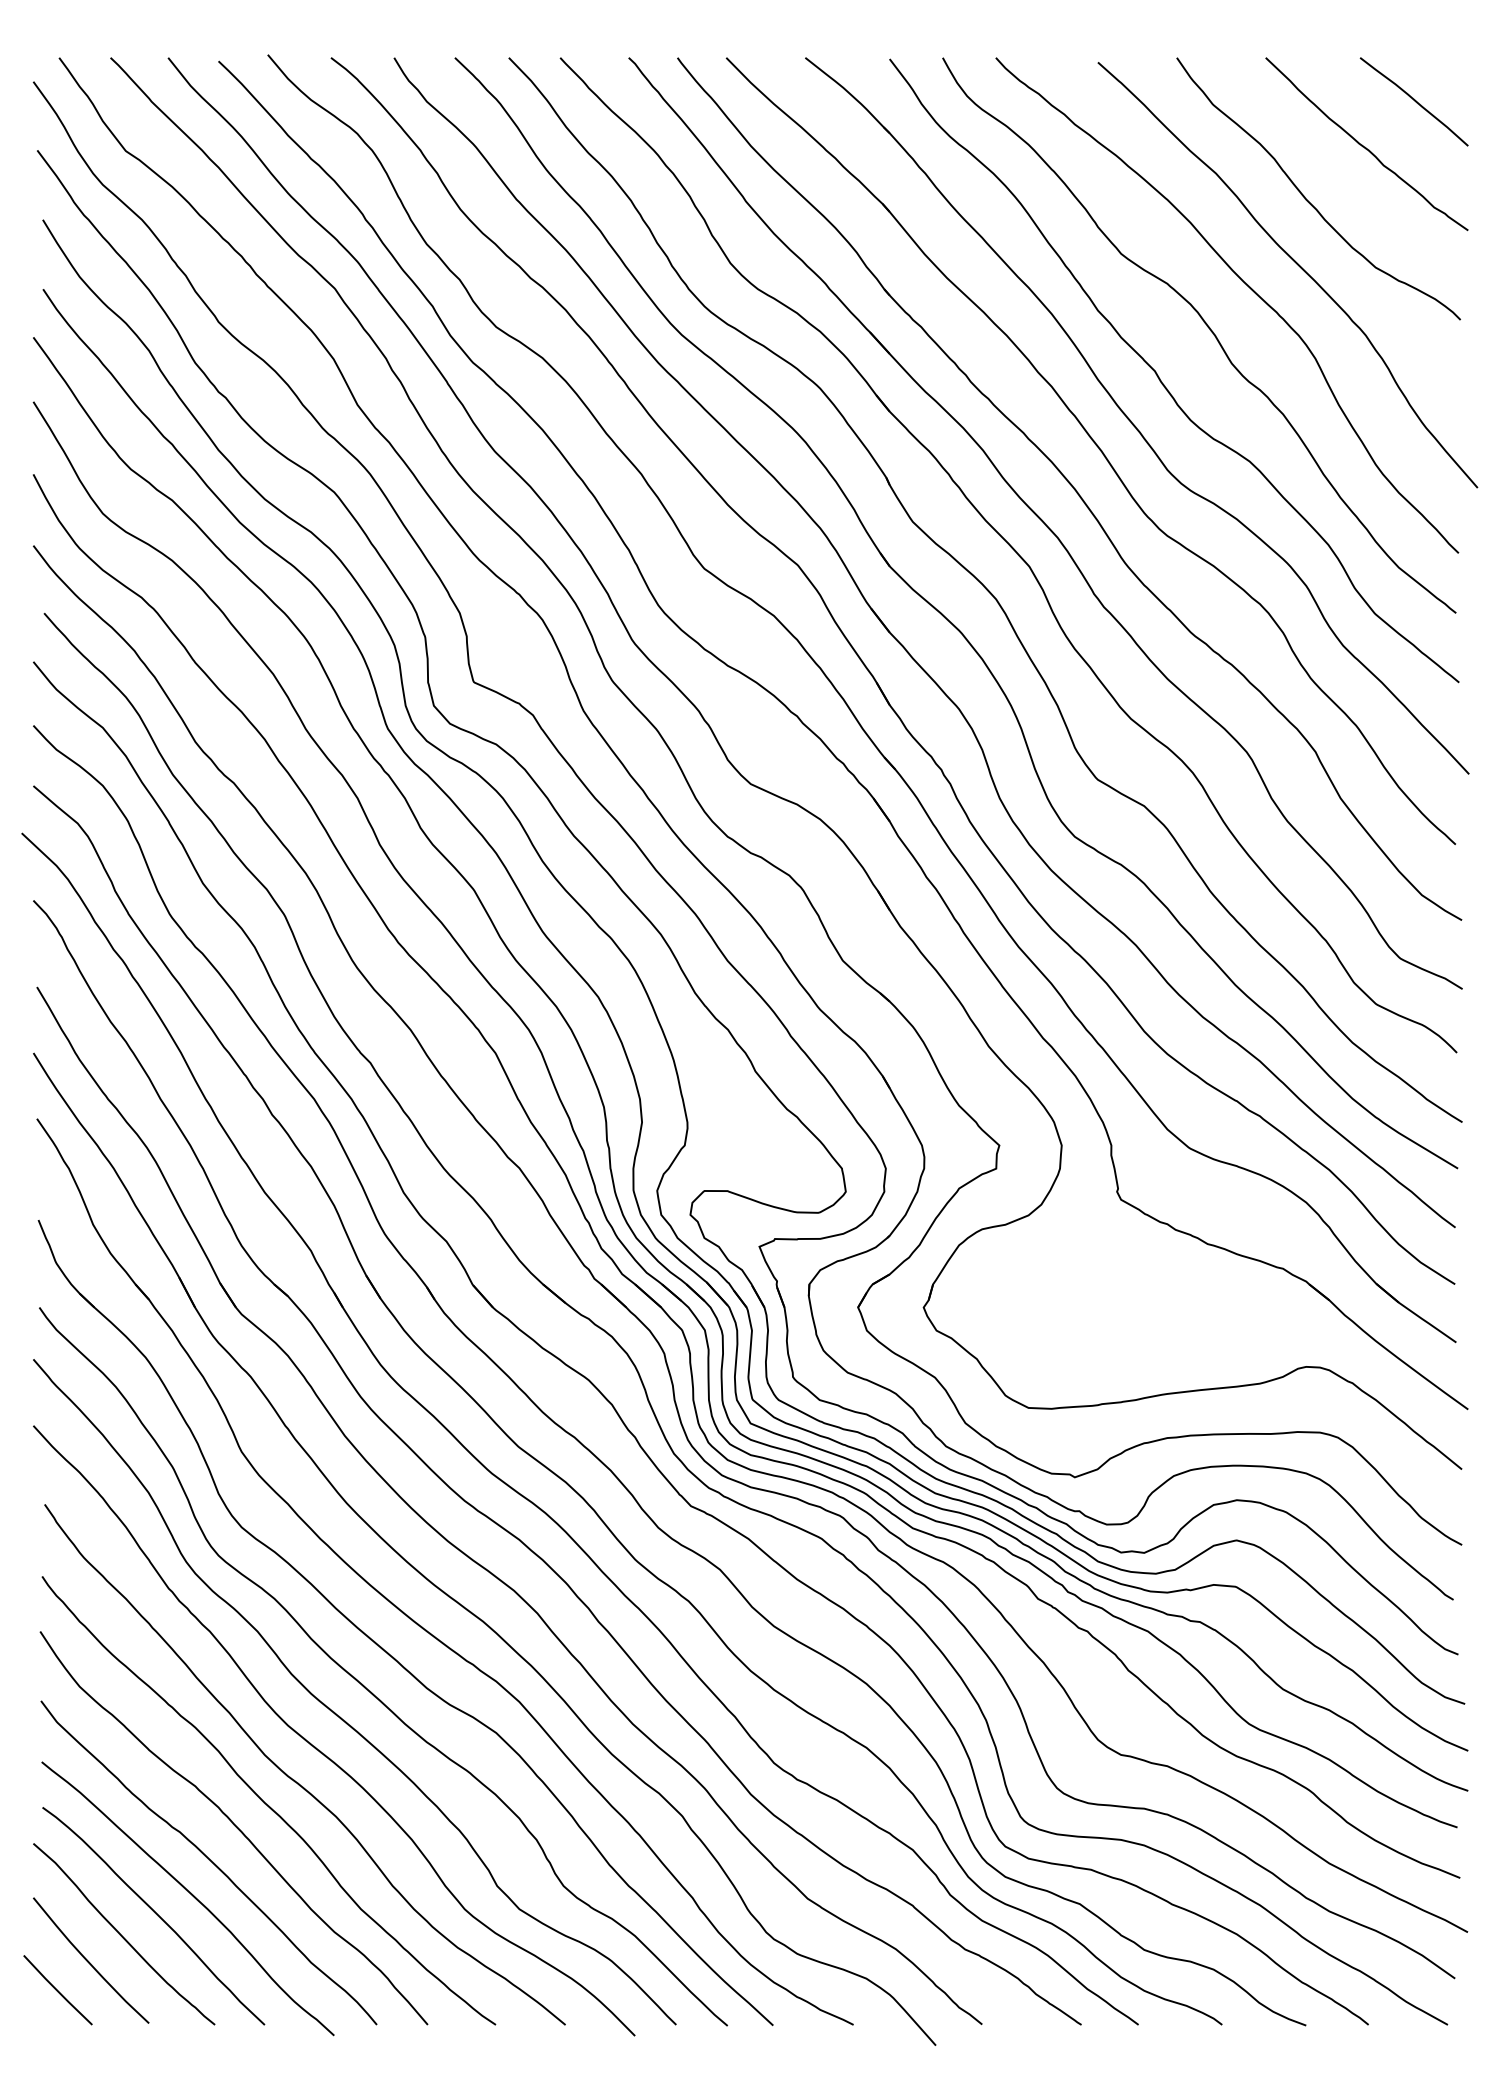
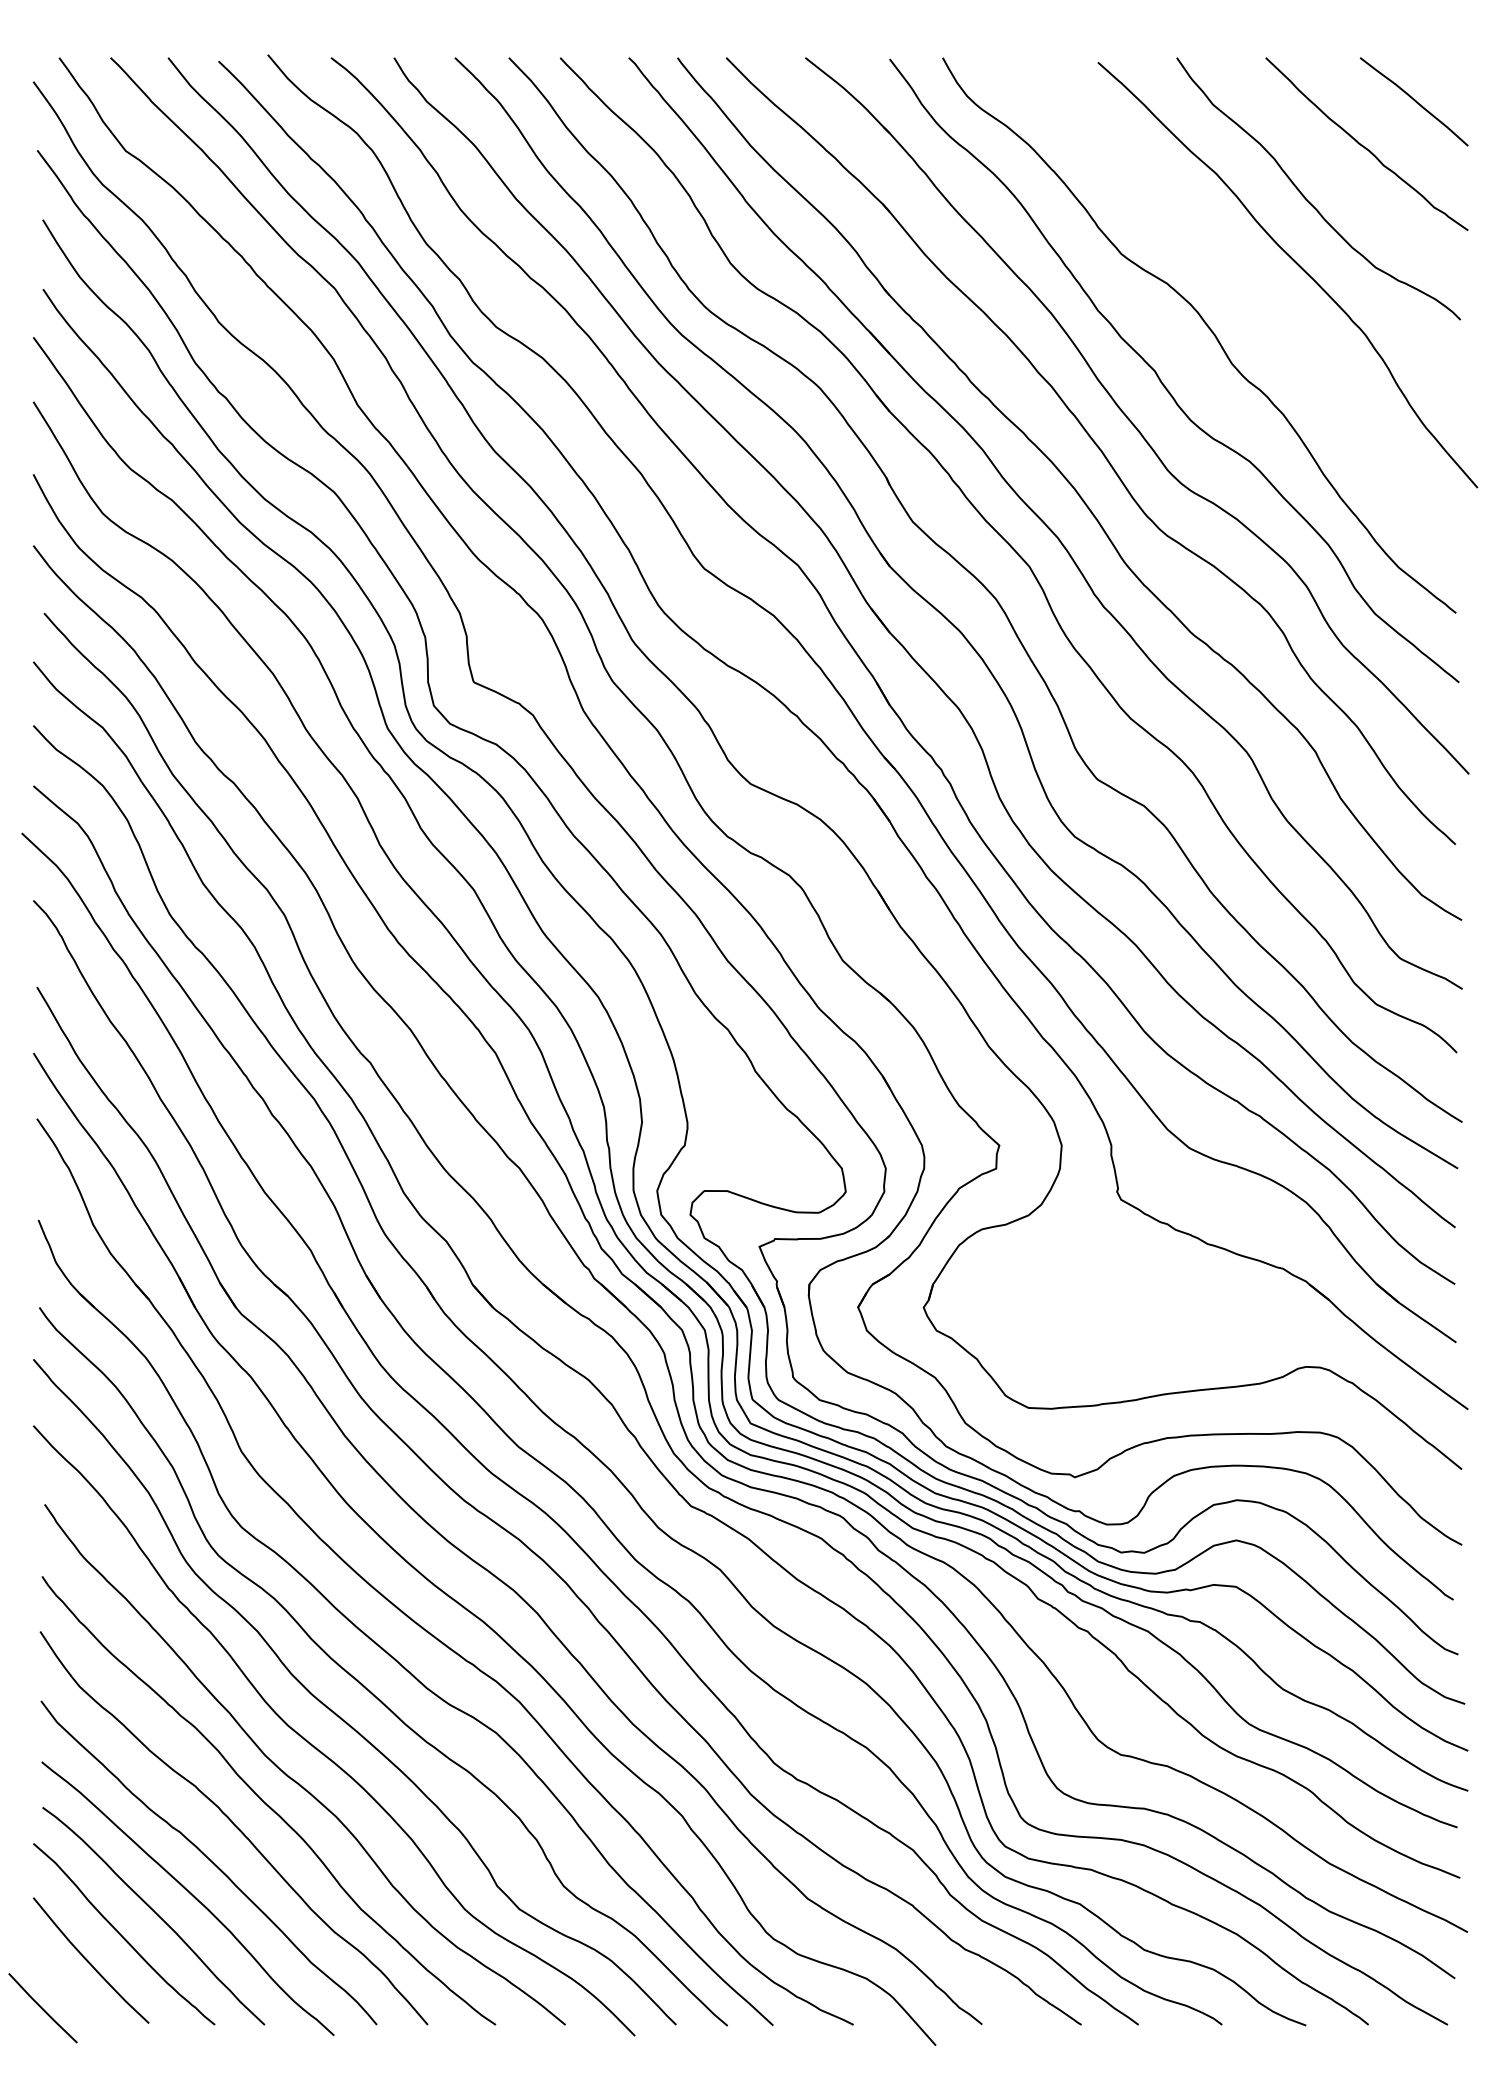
curve: present -> none (1246, 285)
line position: (57, 1990) -> (42, 2008) (42, 2008)
